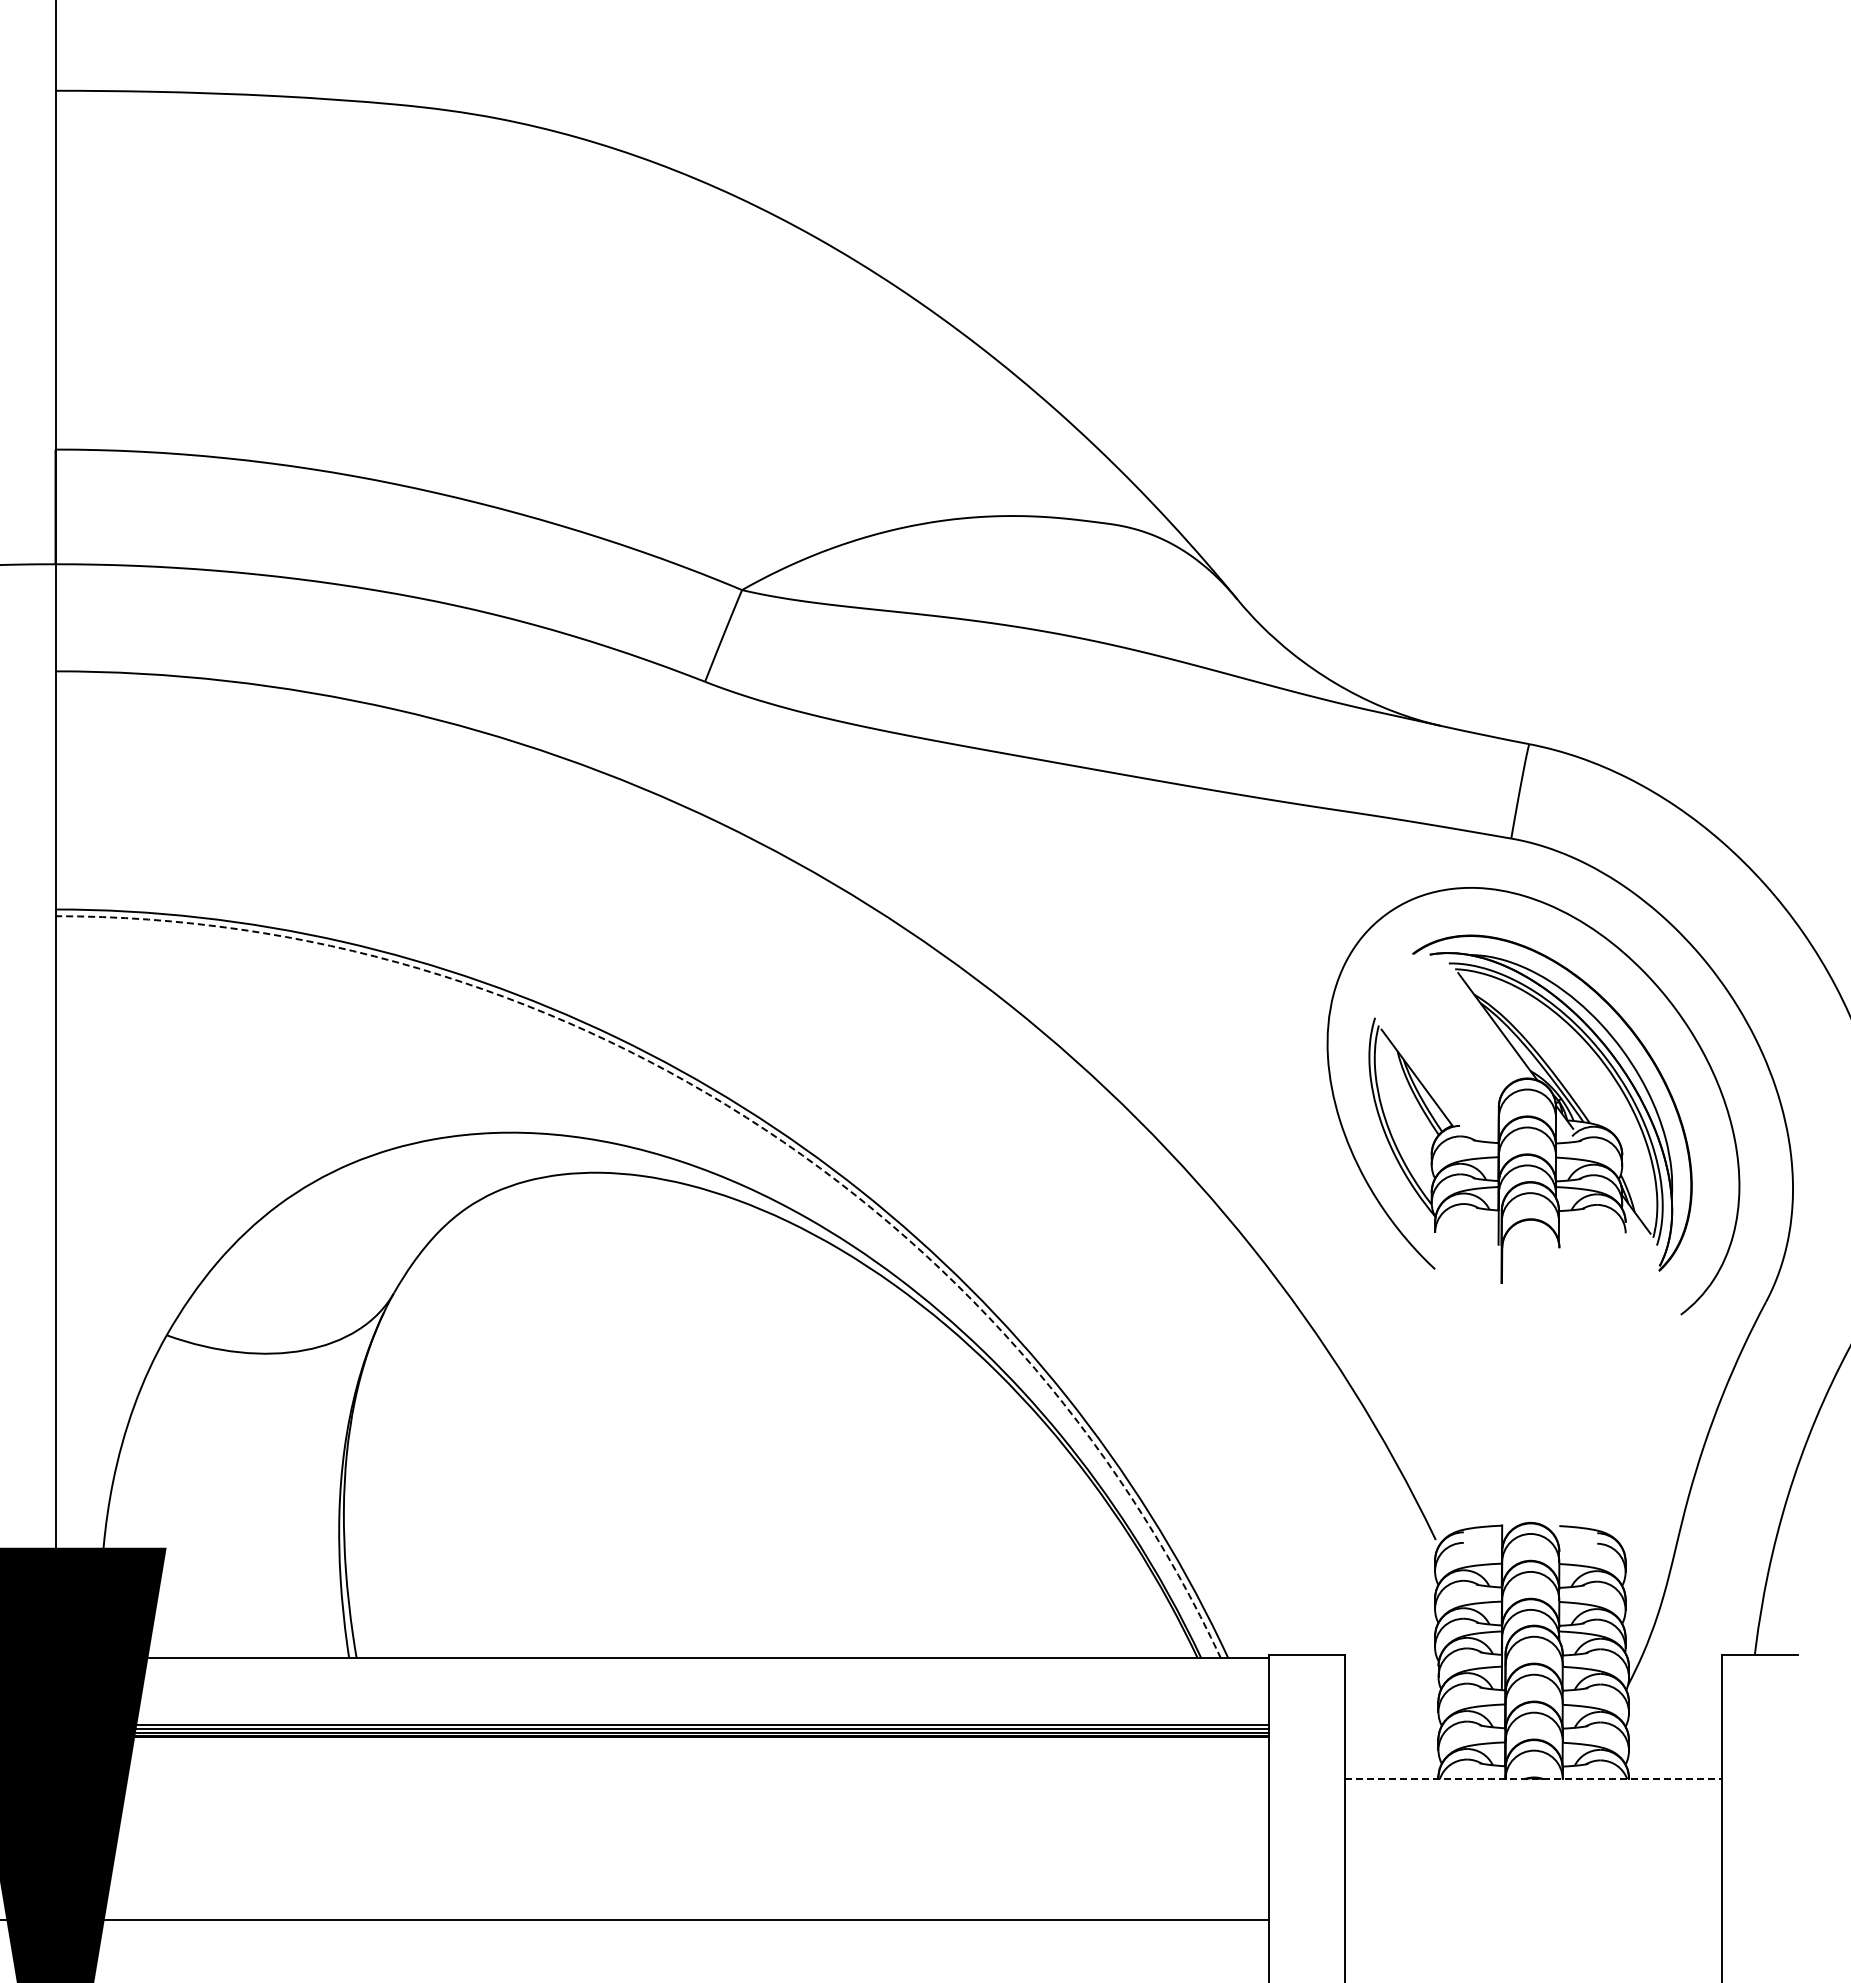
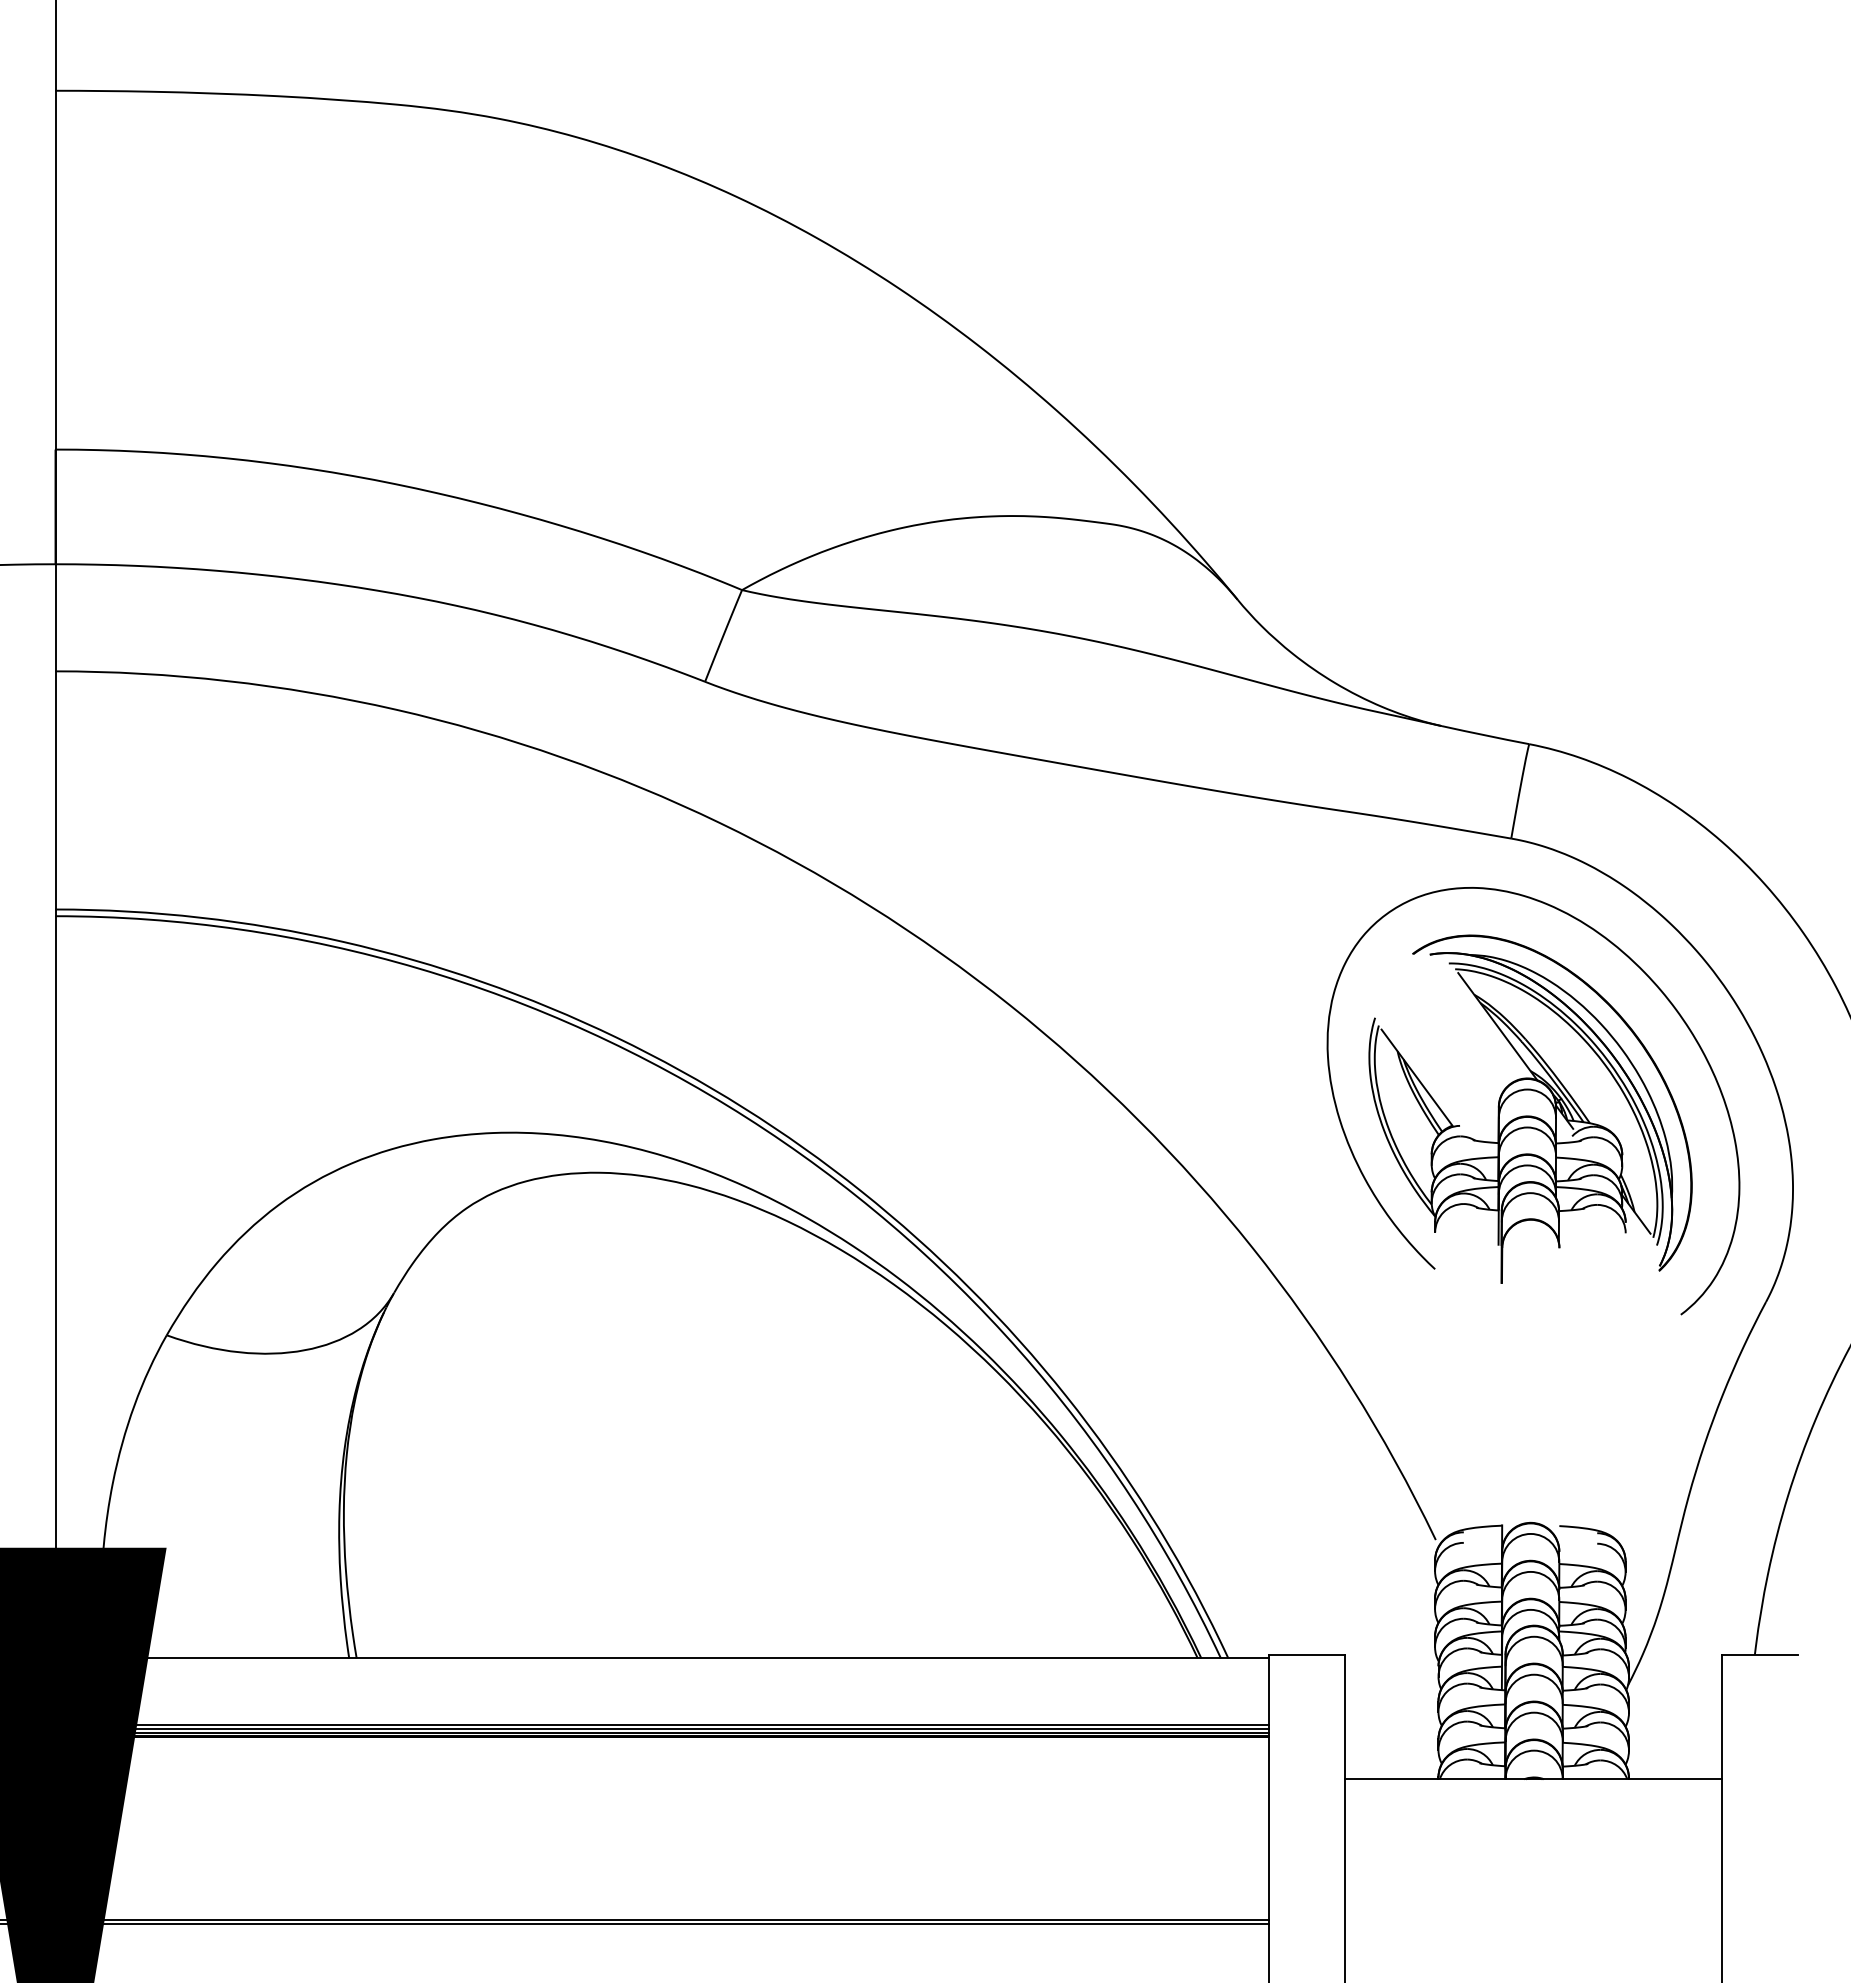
arc: dashed -> solid (746, 1117)
line: dashed -> solid (1533, 1779)
line: none -> present (635, 1923)
